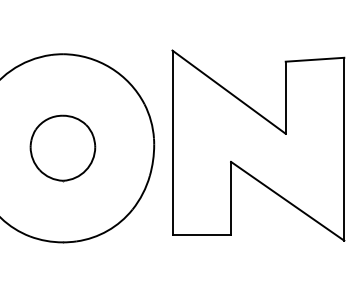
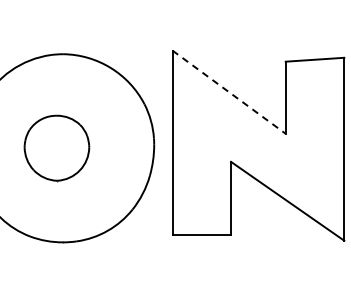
line: solid -> dashed (229, 92)
part position: (62, 148) -> (56, 148) (56, 148)
